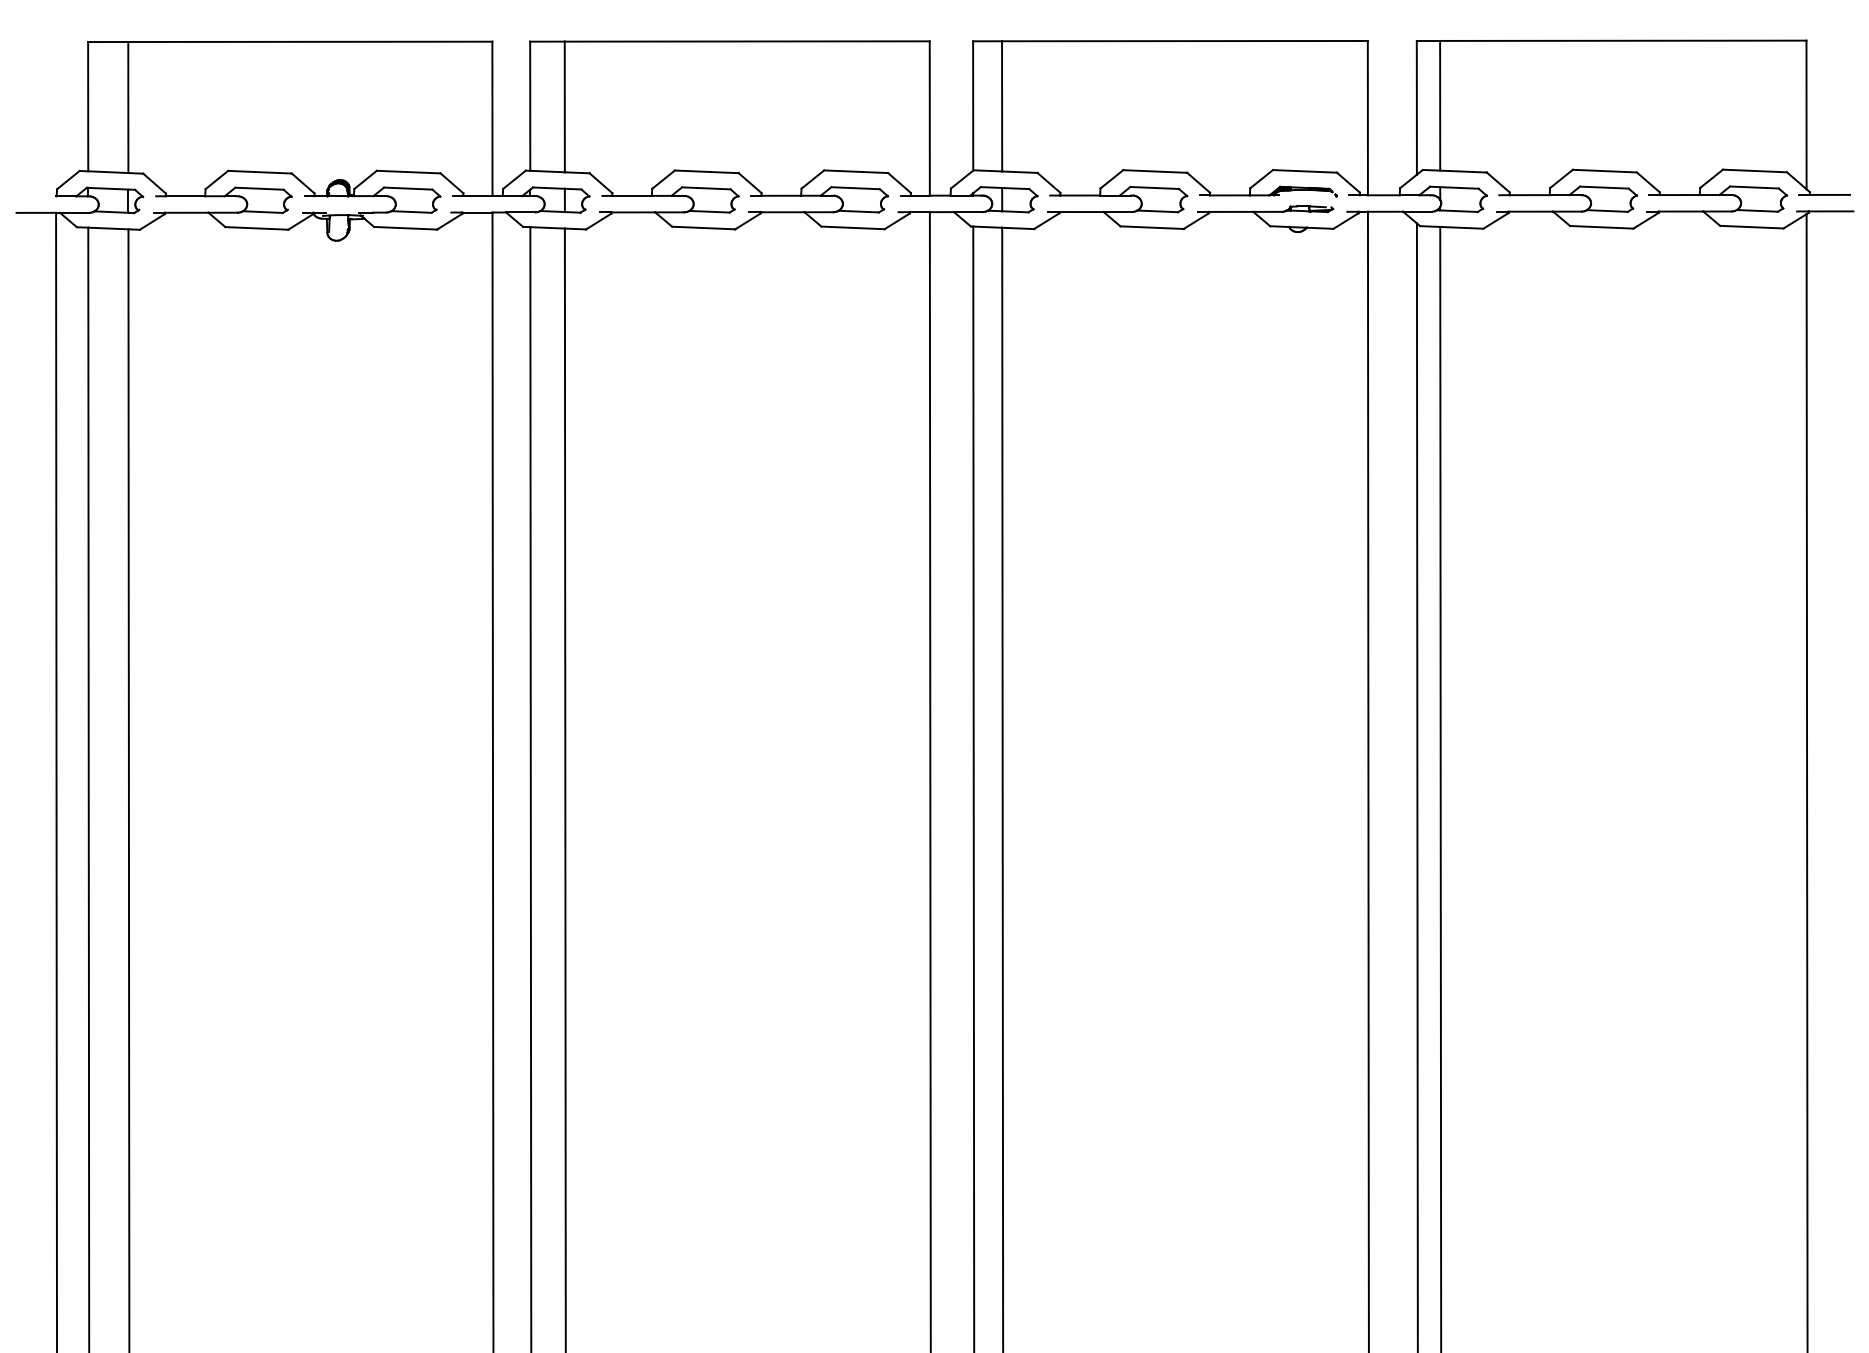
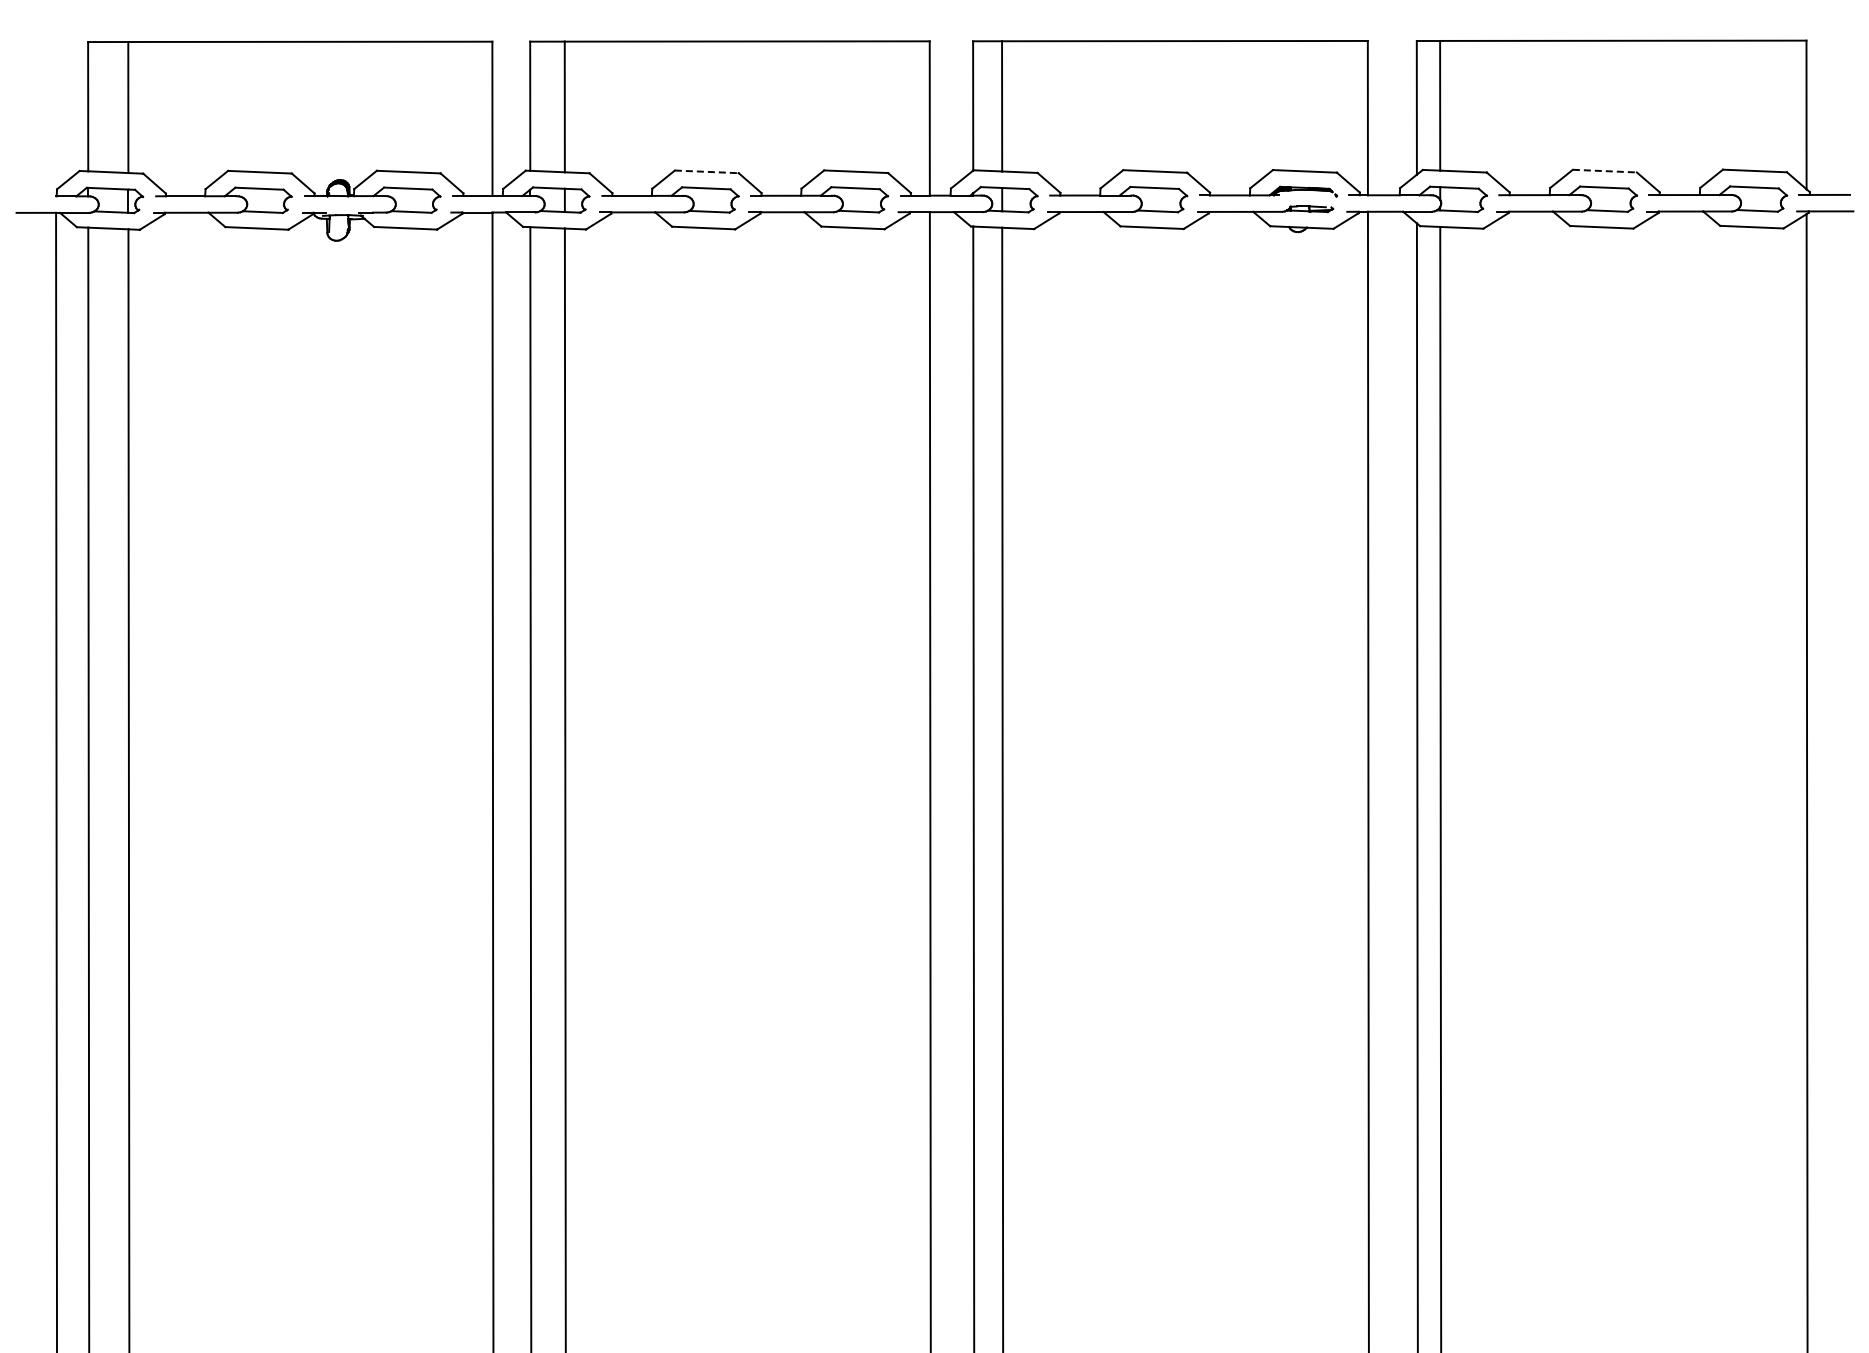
line: solid -> dashed (706, 171)
line: solid -> dashed (1605, 171)
